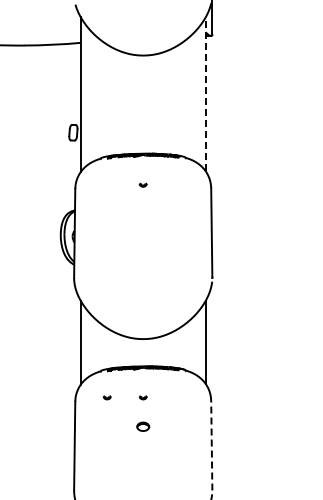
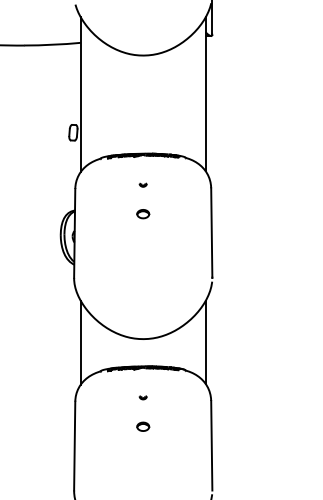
line: dashed -> solid (205, 94)
part: none -> present (143, 214)
part: present -> none (106, 397)
line: dashed -> solid (211, 445)
